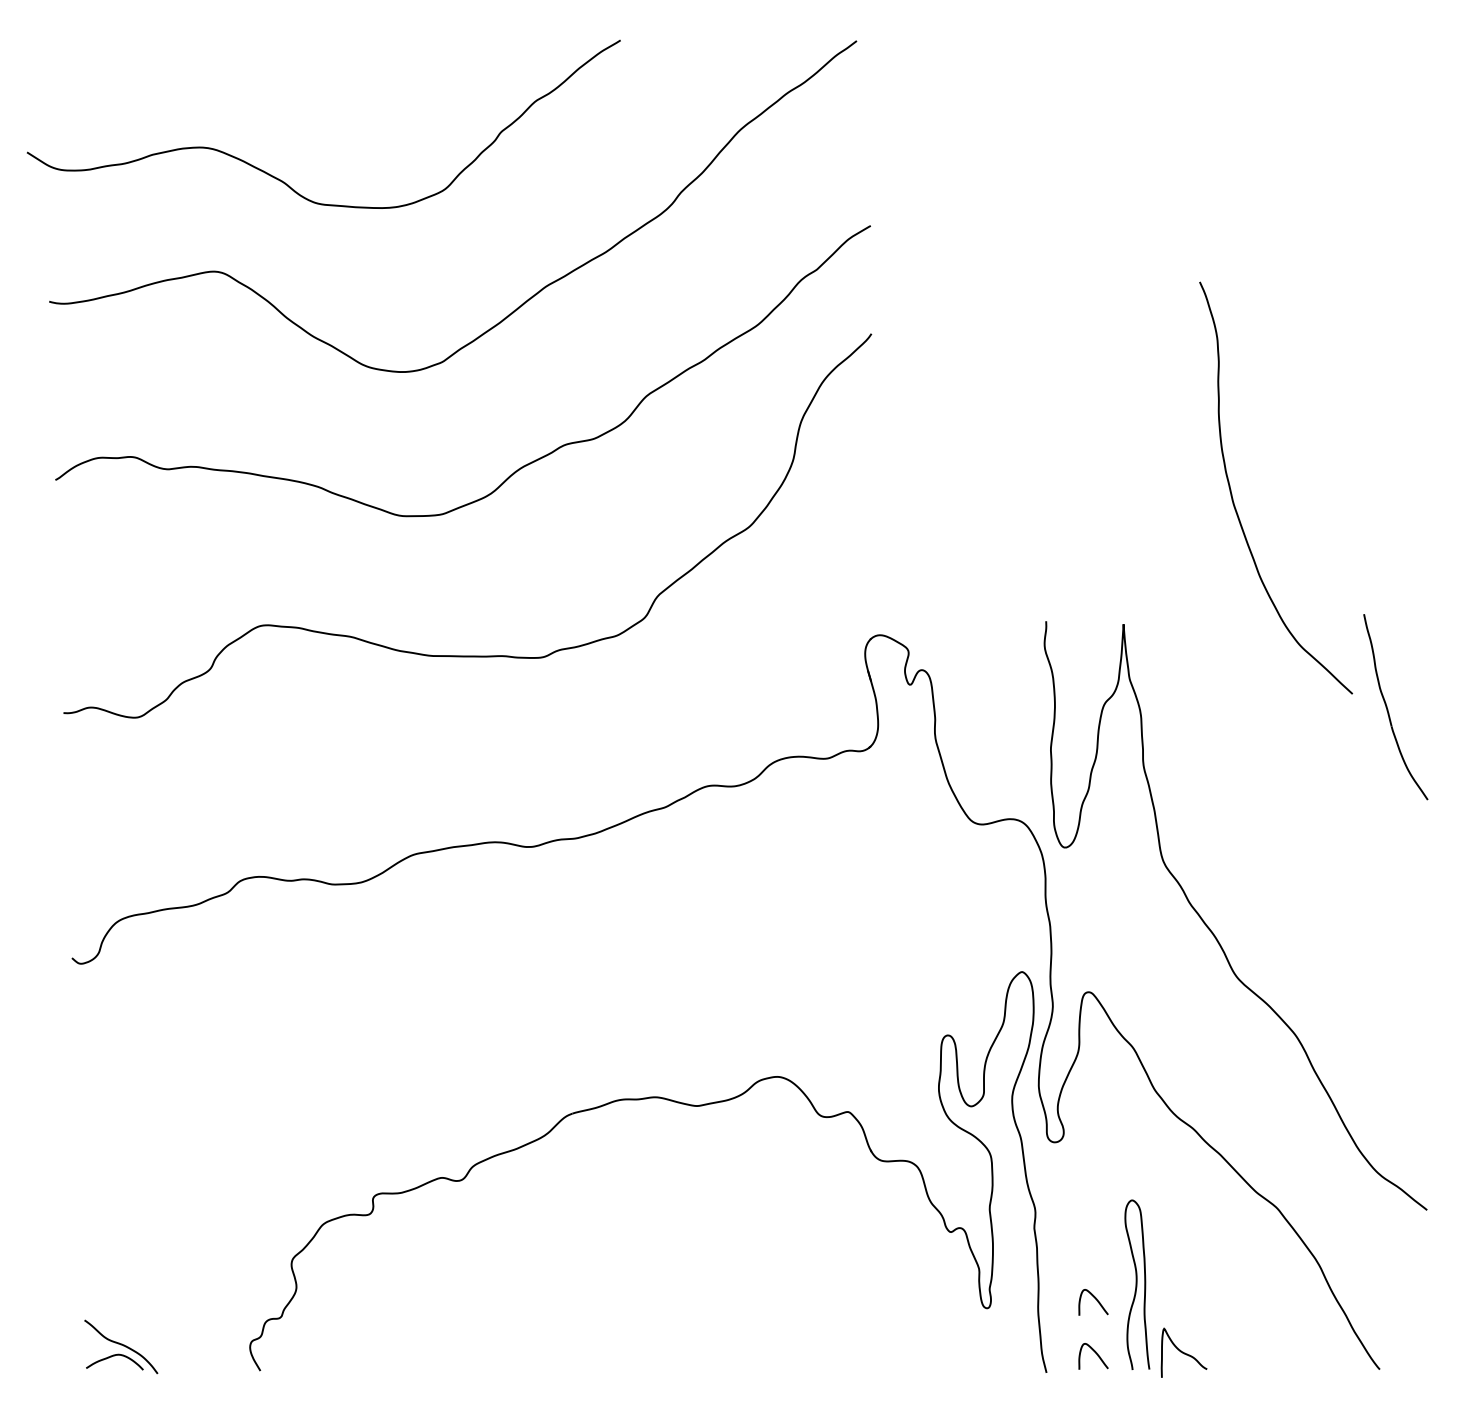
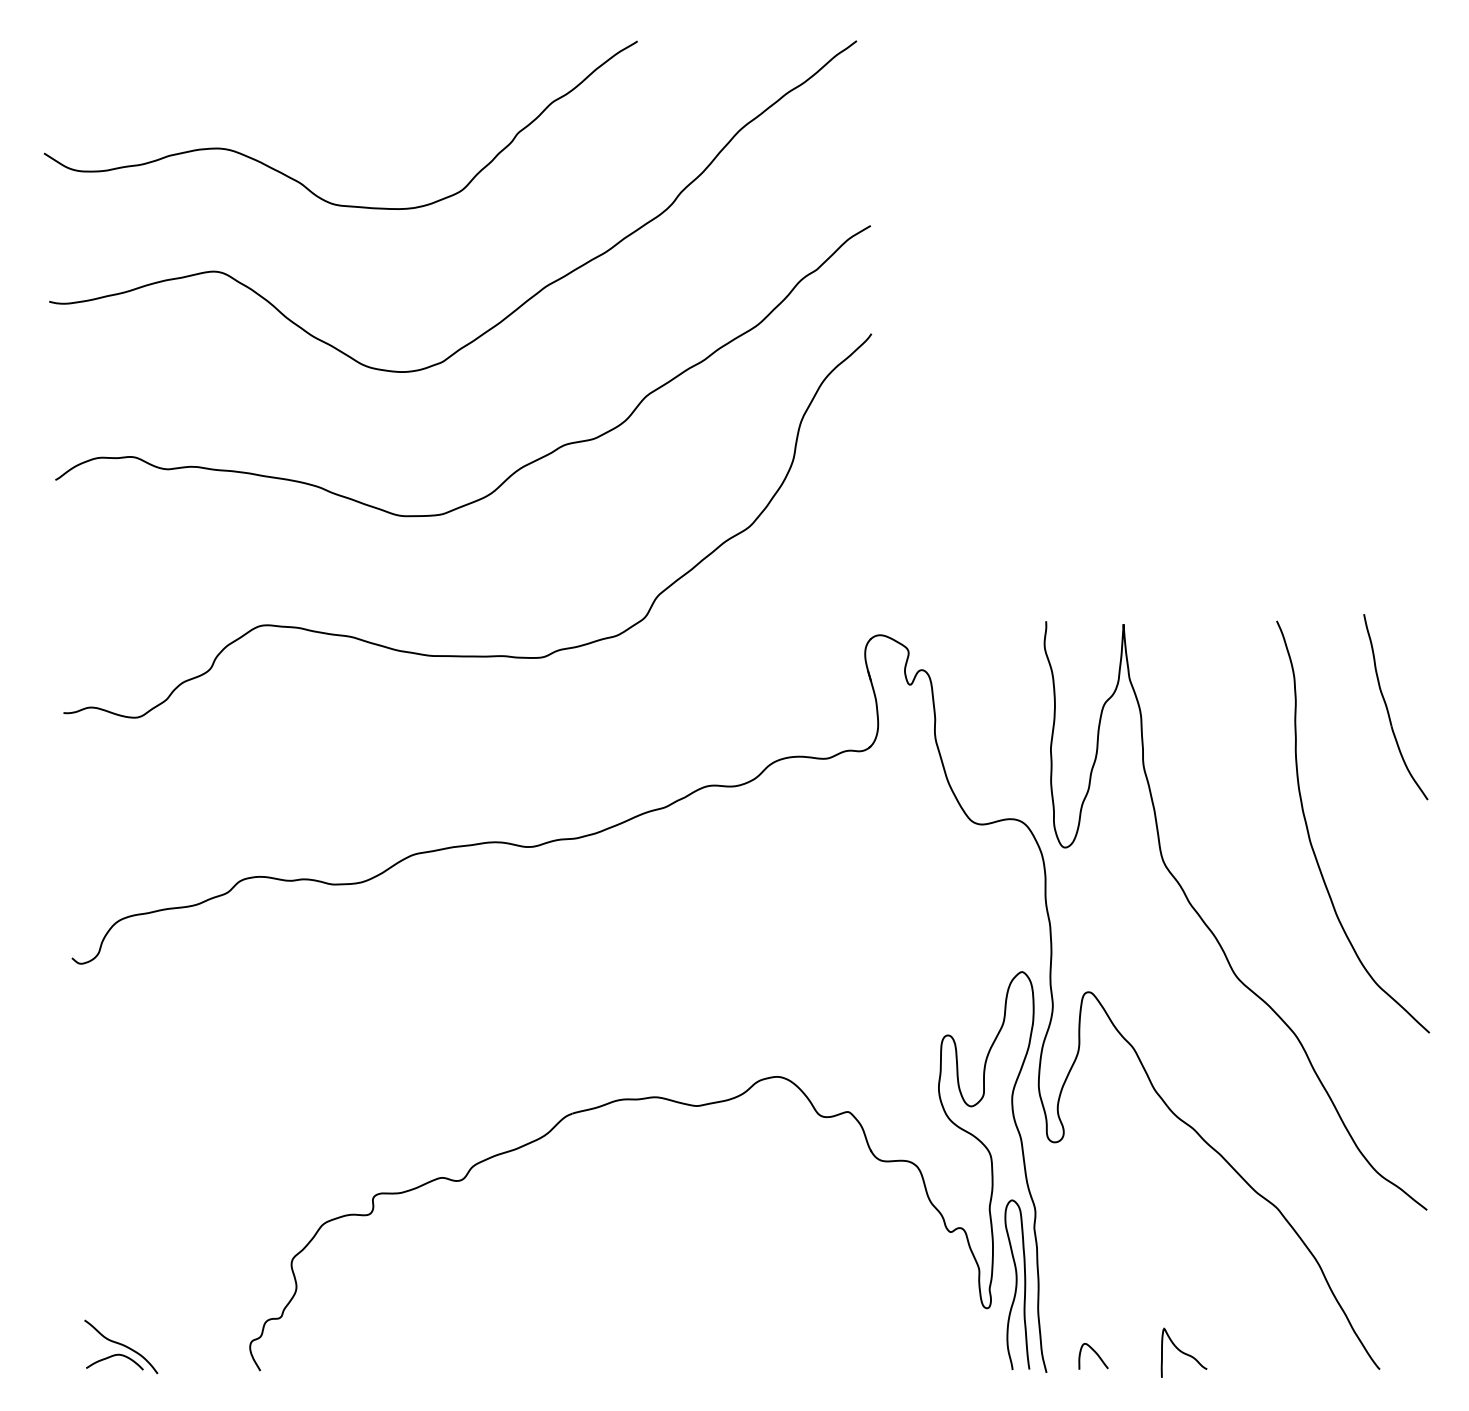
curve position: (284, 181) -> (301, 182) (301, 182)
curve position: (1233, 498) -> (1310, 837) (1310, 837)
curve position: (1137, 1284) -> (1017, 1284) (1017, 1284)
curve: present -> none (1095, 1299)
